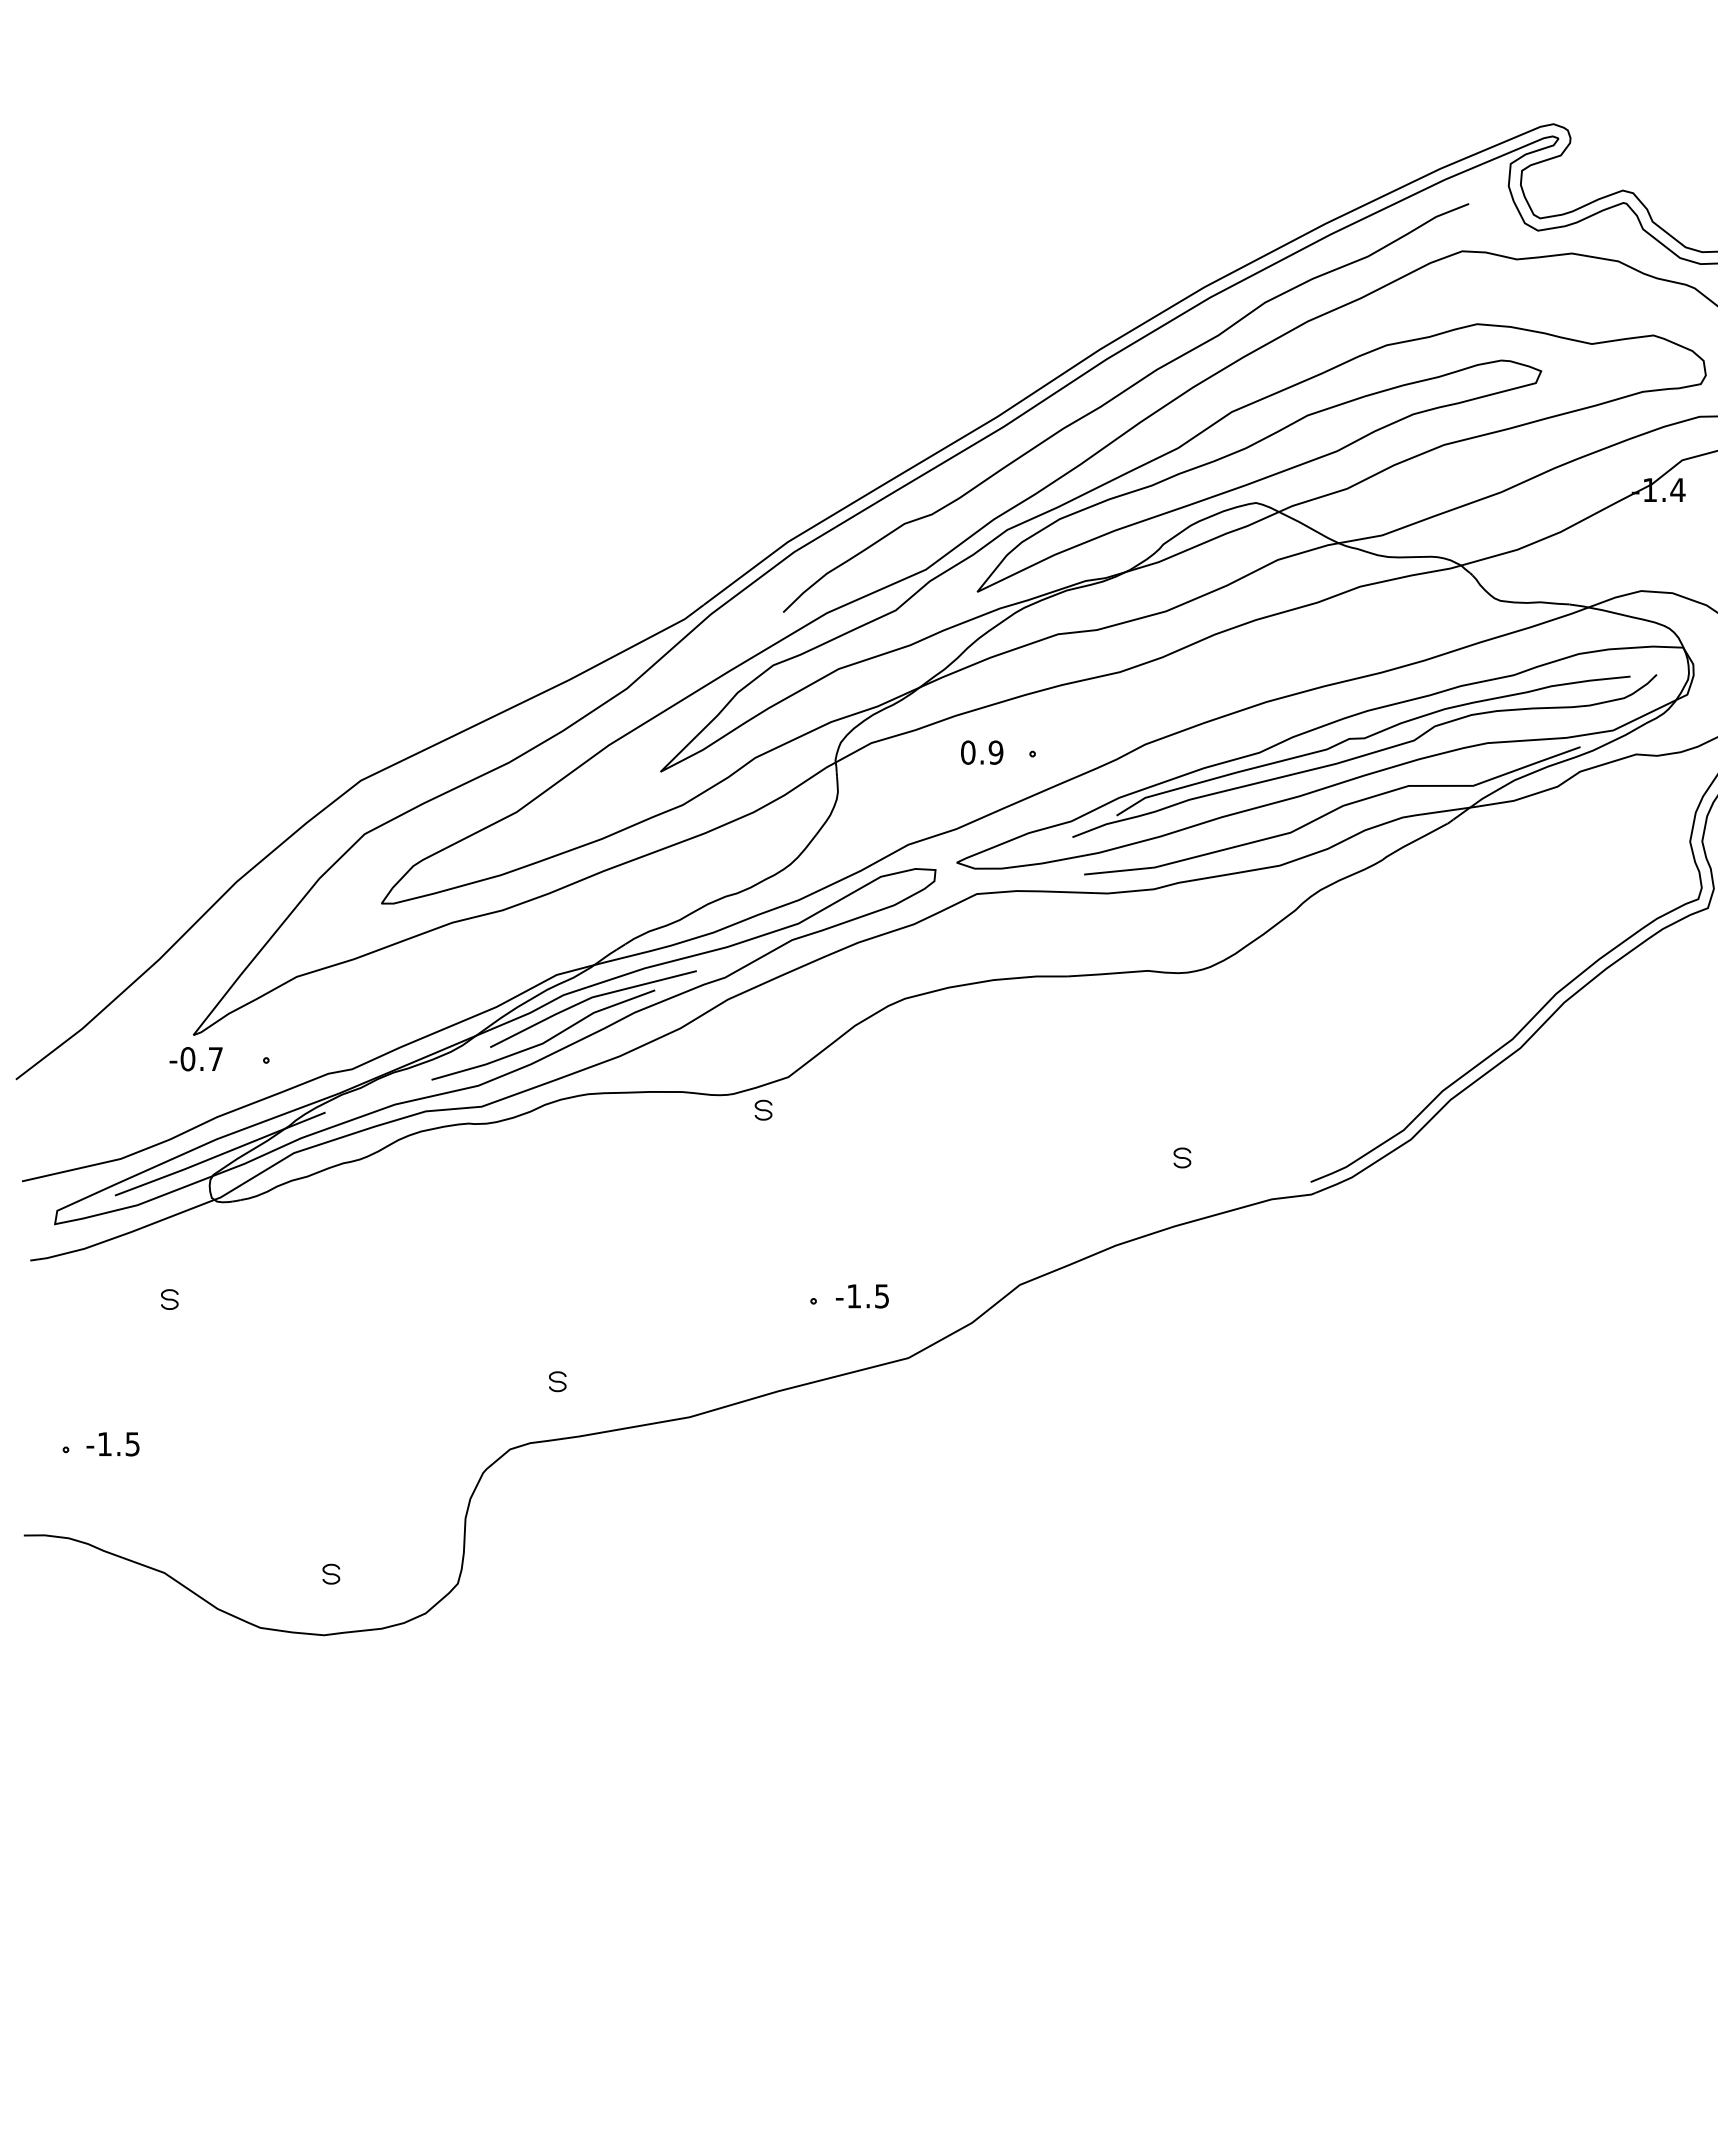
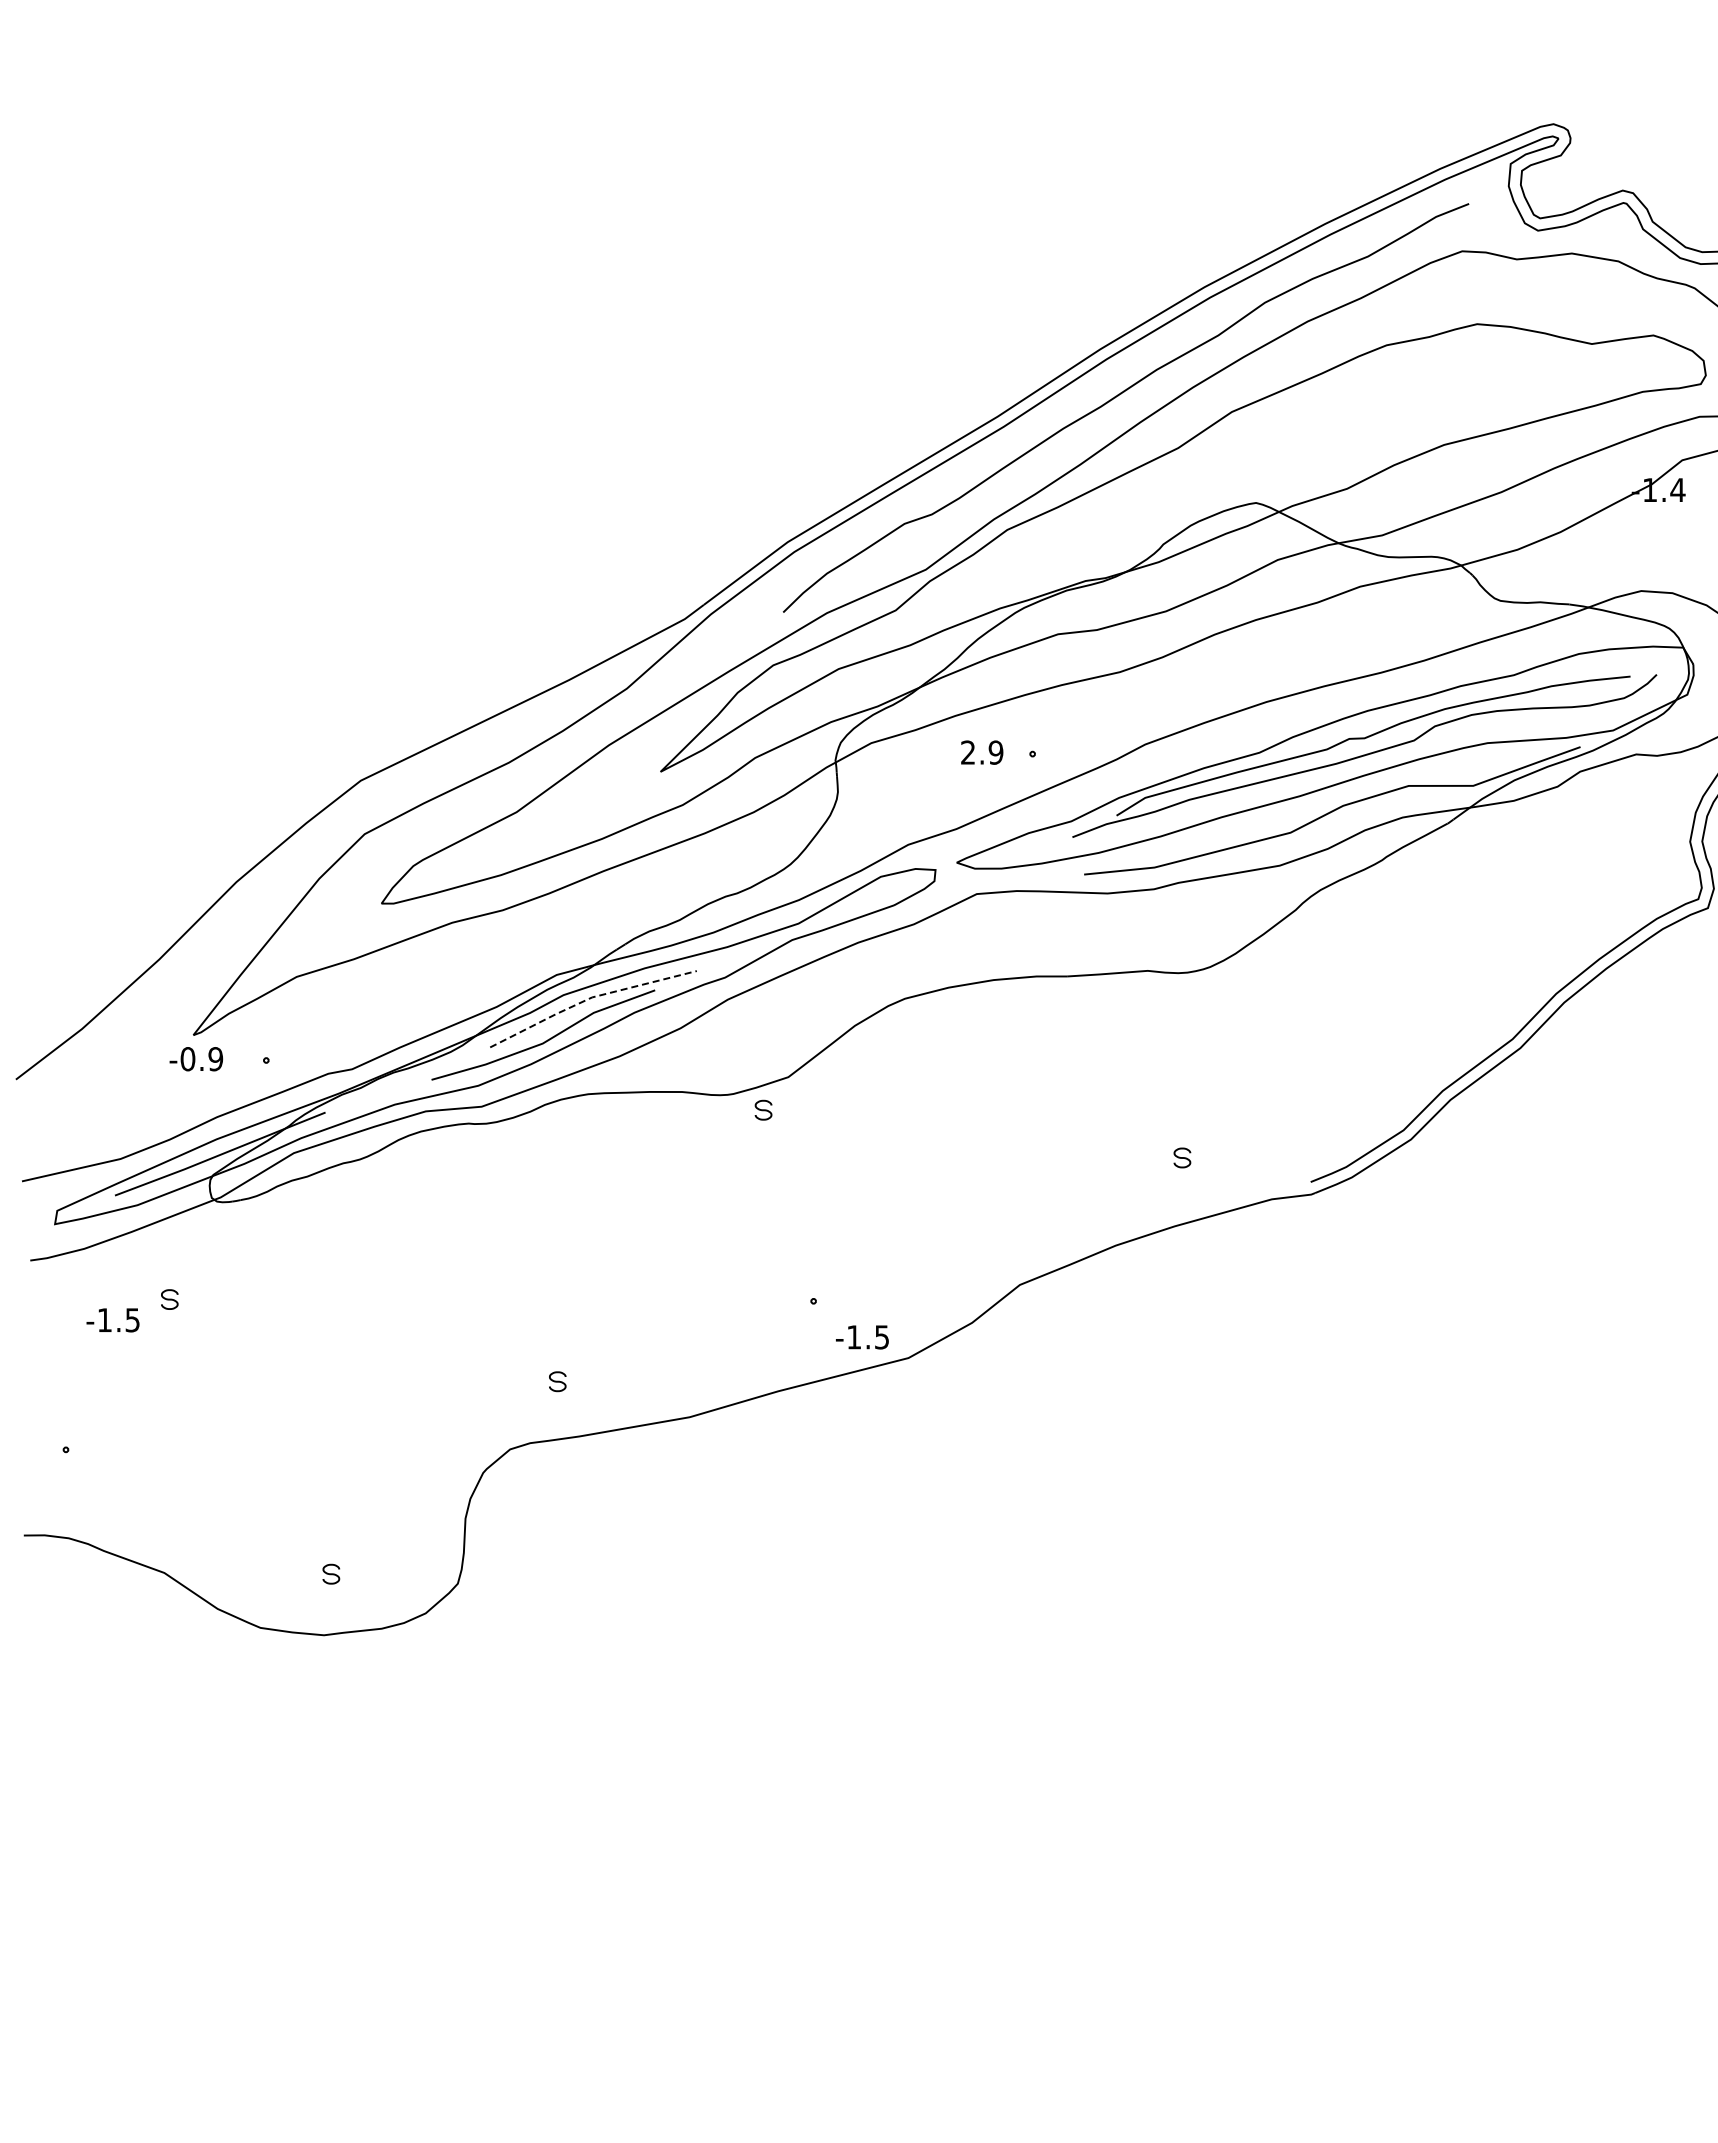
part: present -> none (1259, 475)
text: 0.9 -> 2.9 (968, 752)
line: solid -> dashed (589, 998)
text: -0.7 -> -0.9 (215, 1059)
text position: (862, 1296) -> (862, 1337) (862, 1337)
text position: (112, 1444) -> (112, 1320) (112, 1320)
